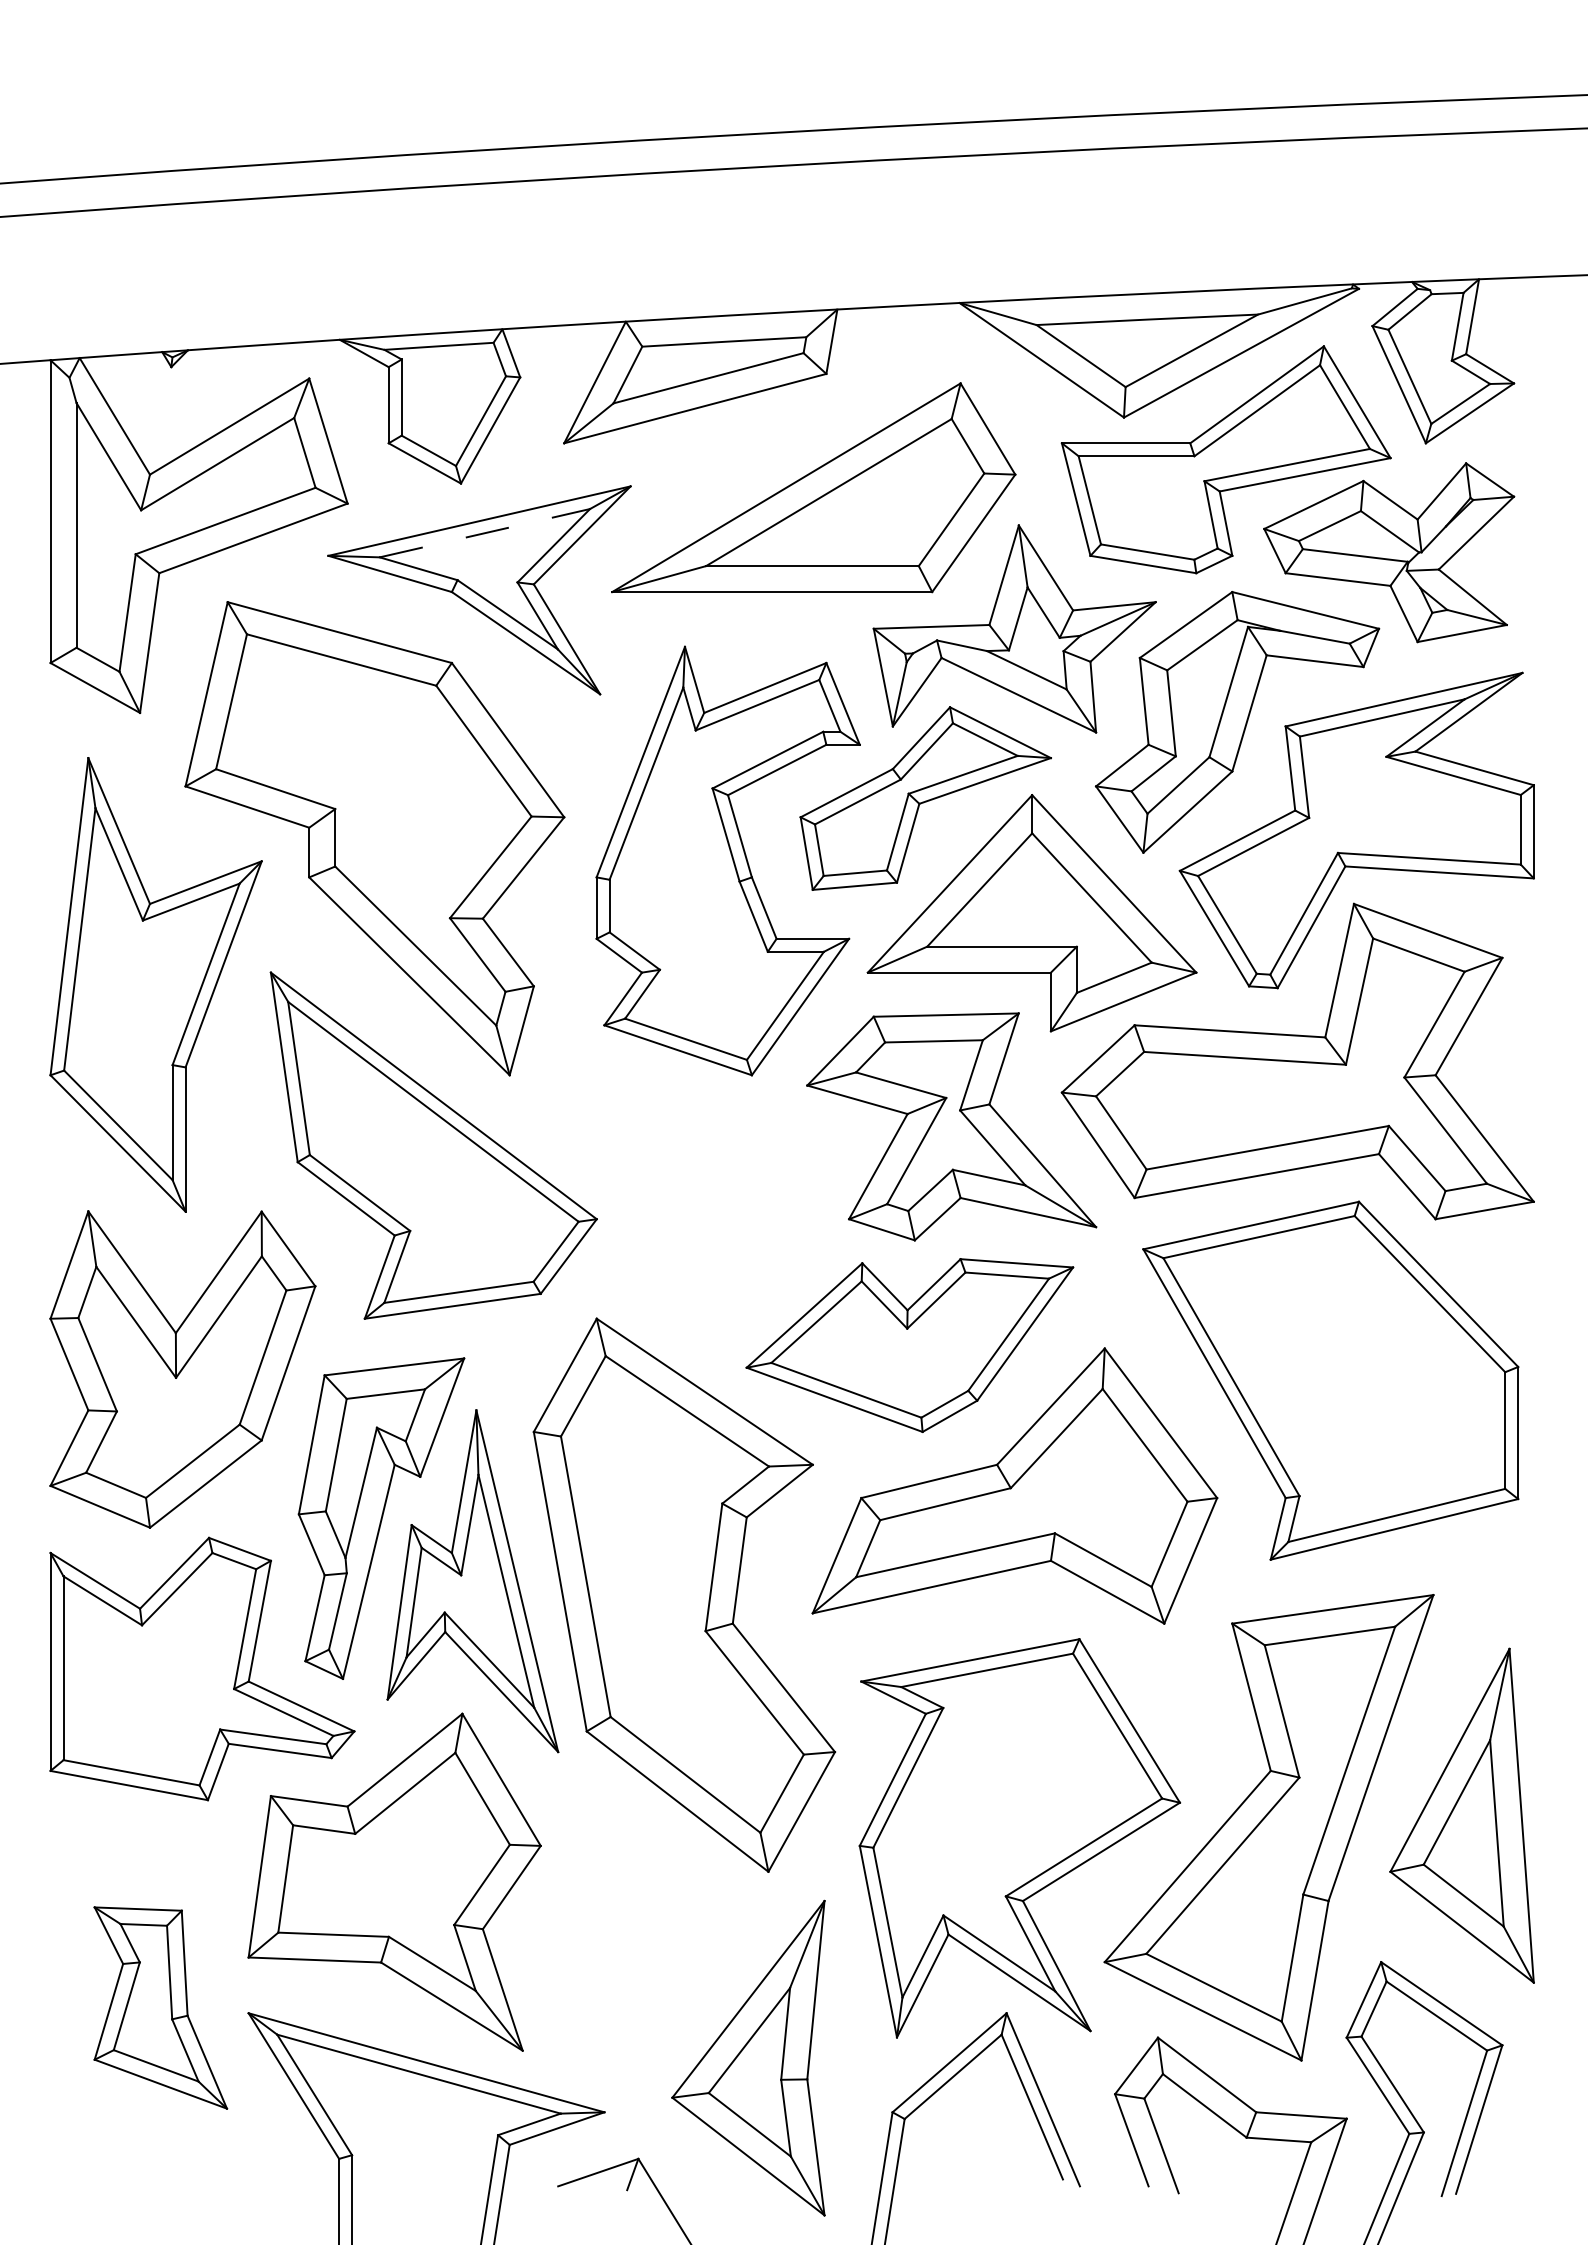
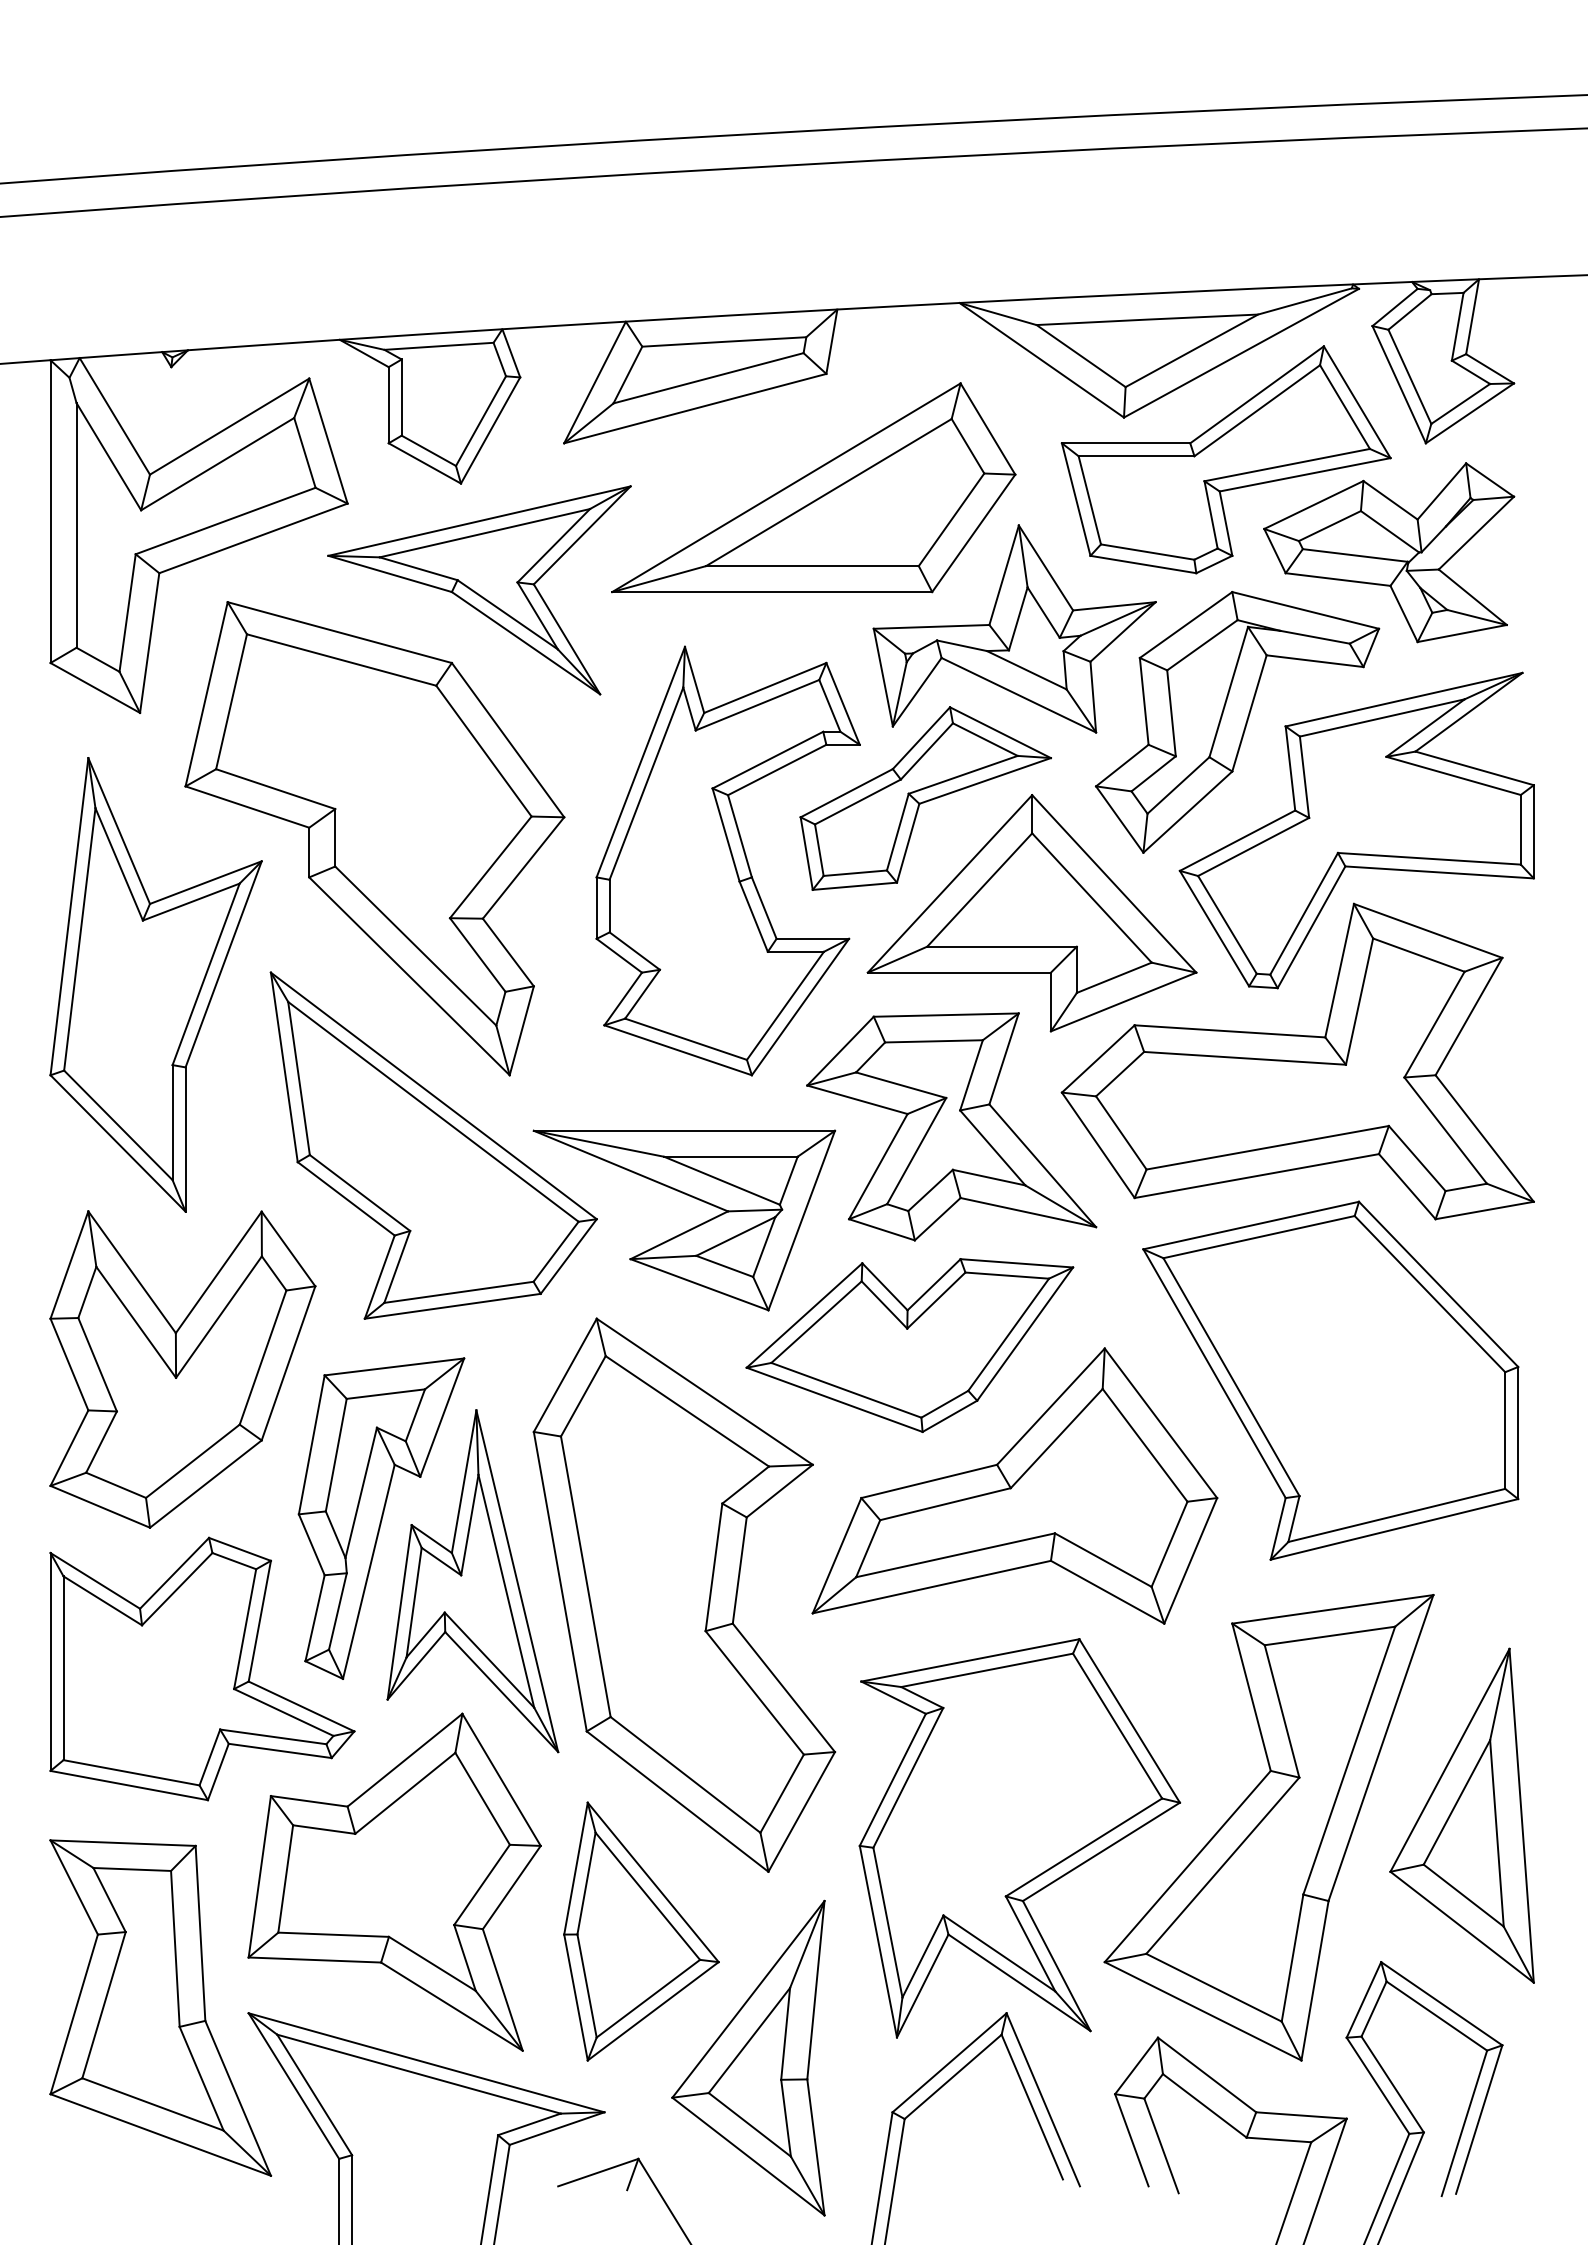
line: dashed -> solid (484, 533)
part: none -> present (688, 1229)
part: none -> present (641, 1931)
part size: 136x204 px -> 224x338 px (160, 2007)
